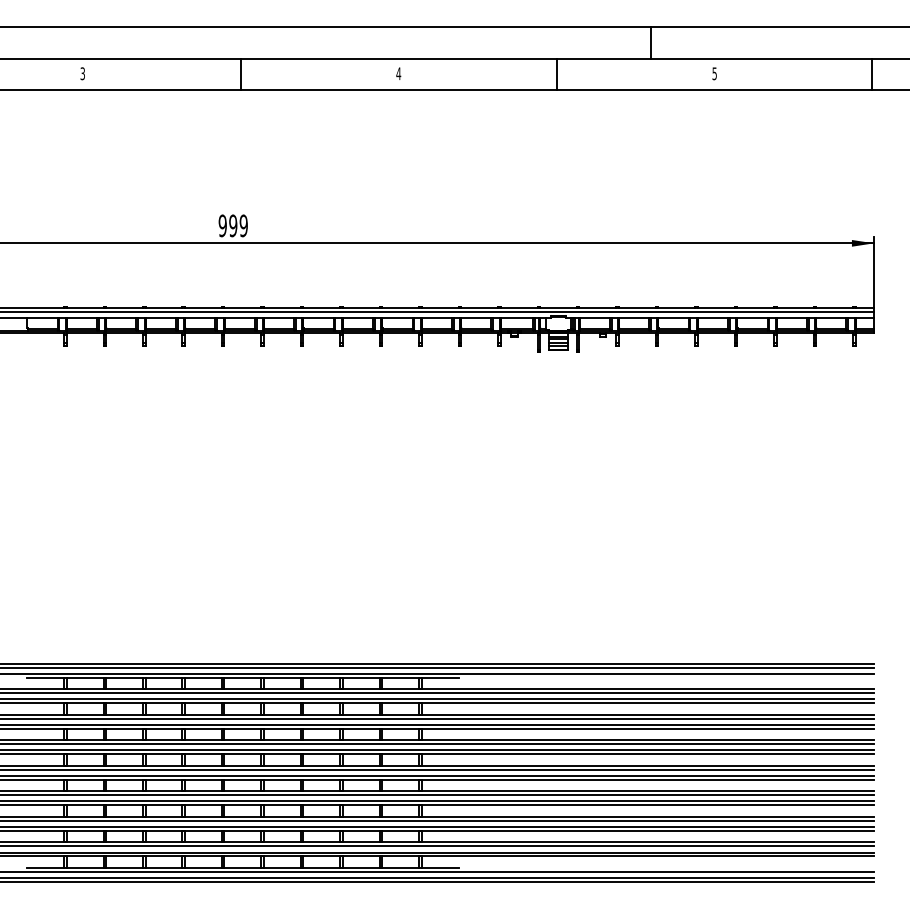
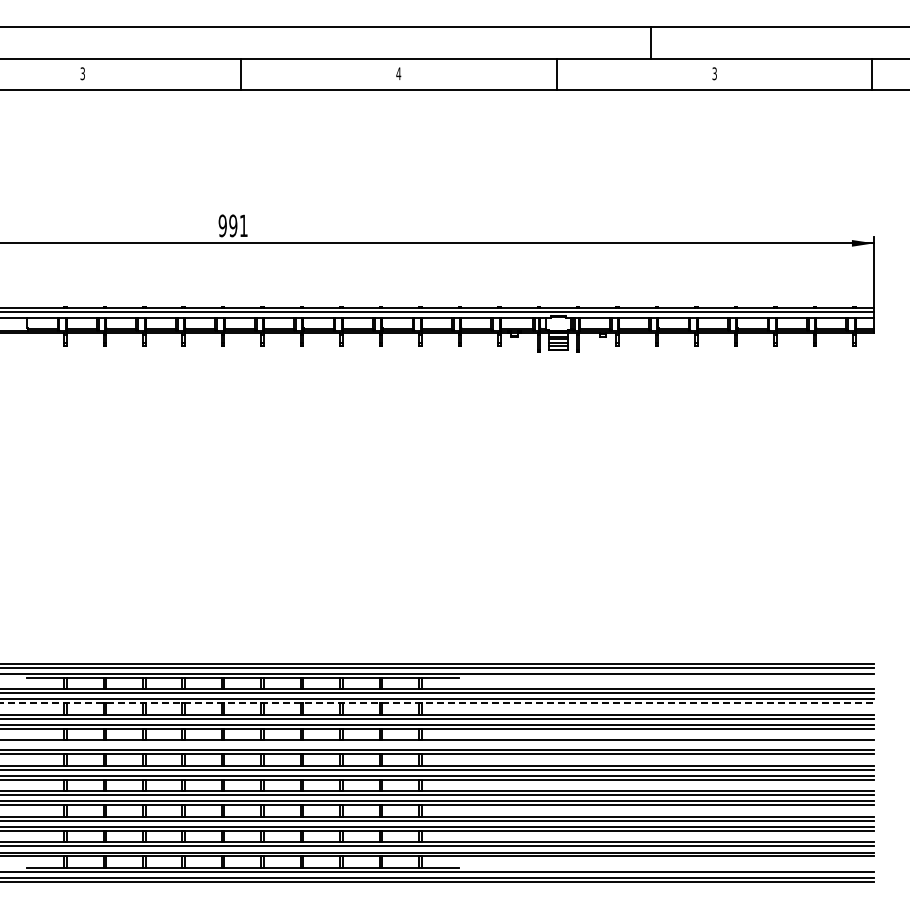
text: 5 -> 3 (714, 72)
text: 999 -> 991 (243, 225)
line: solid -> dashed (437, 703)
line: present -> none (438, 744)
